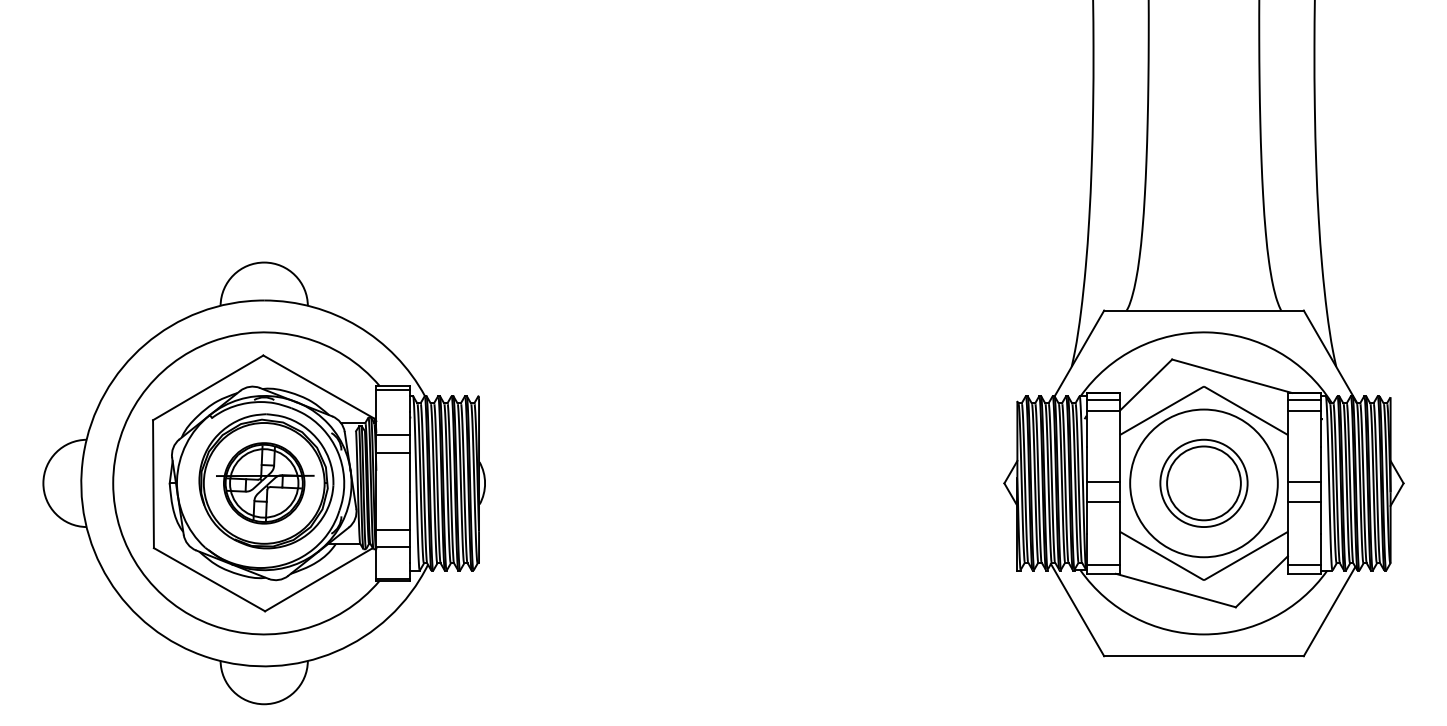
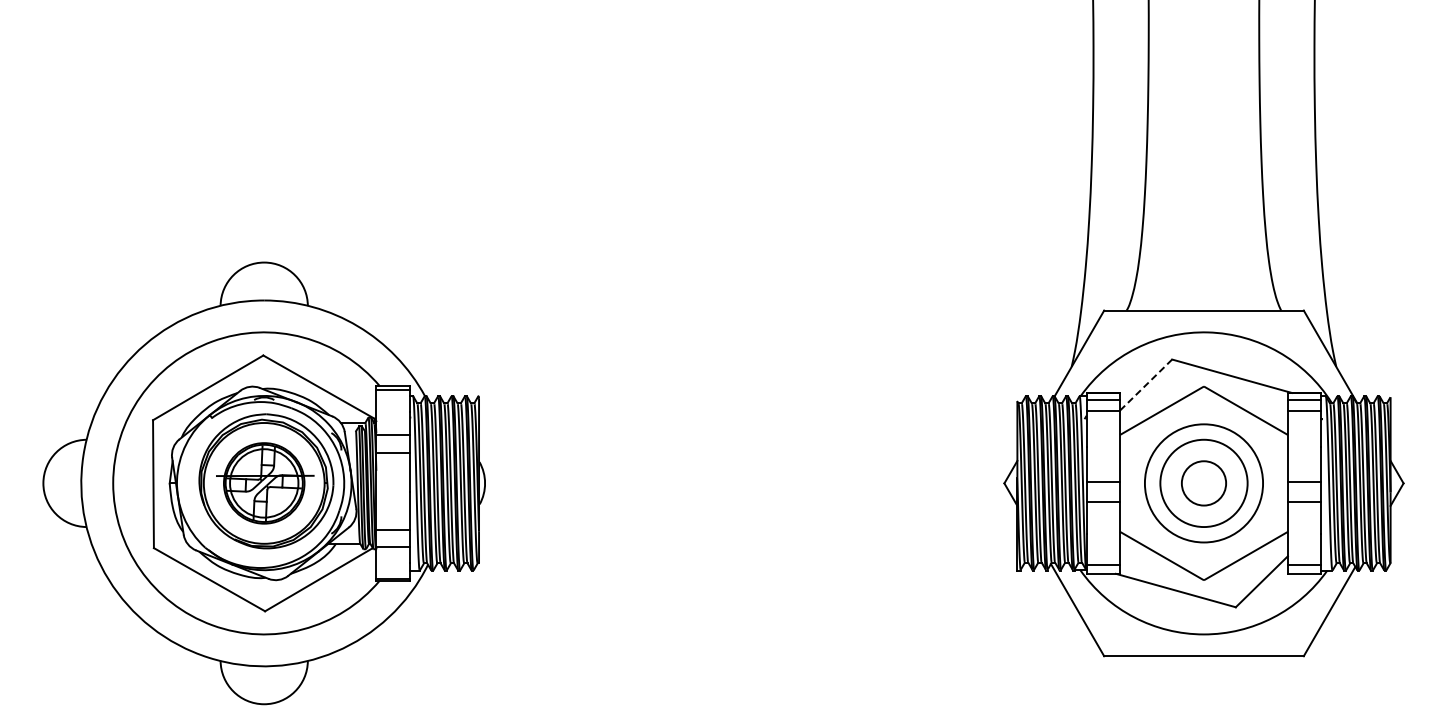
line: solid -> dashed (1146, 384)
circle diameter: 148 px -> 118 px (1203, 483)
circle diameter: 74 px -> 44 px (1203, 483)
